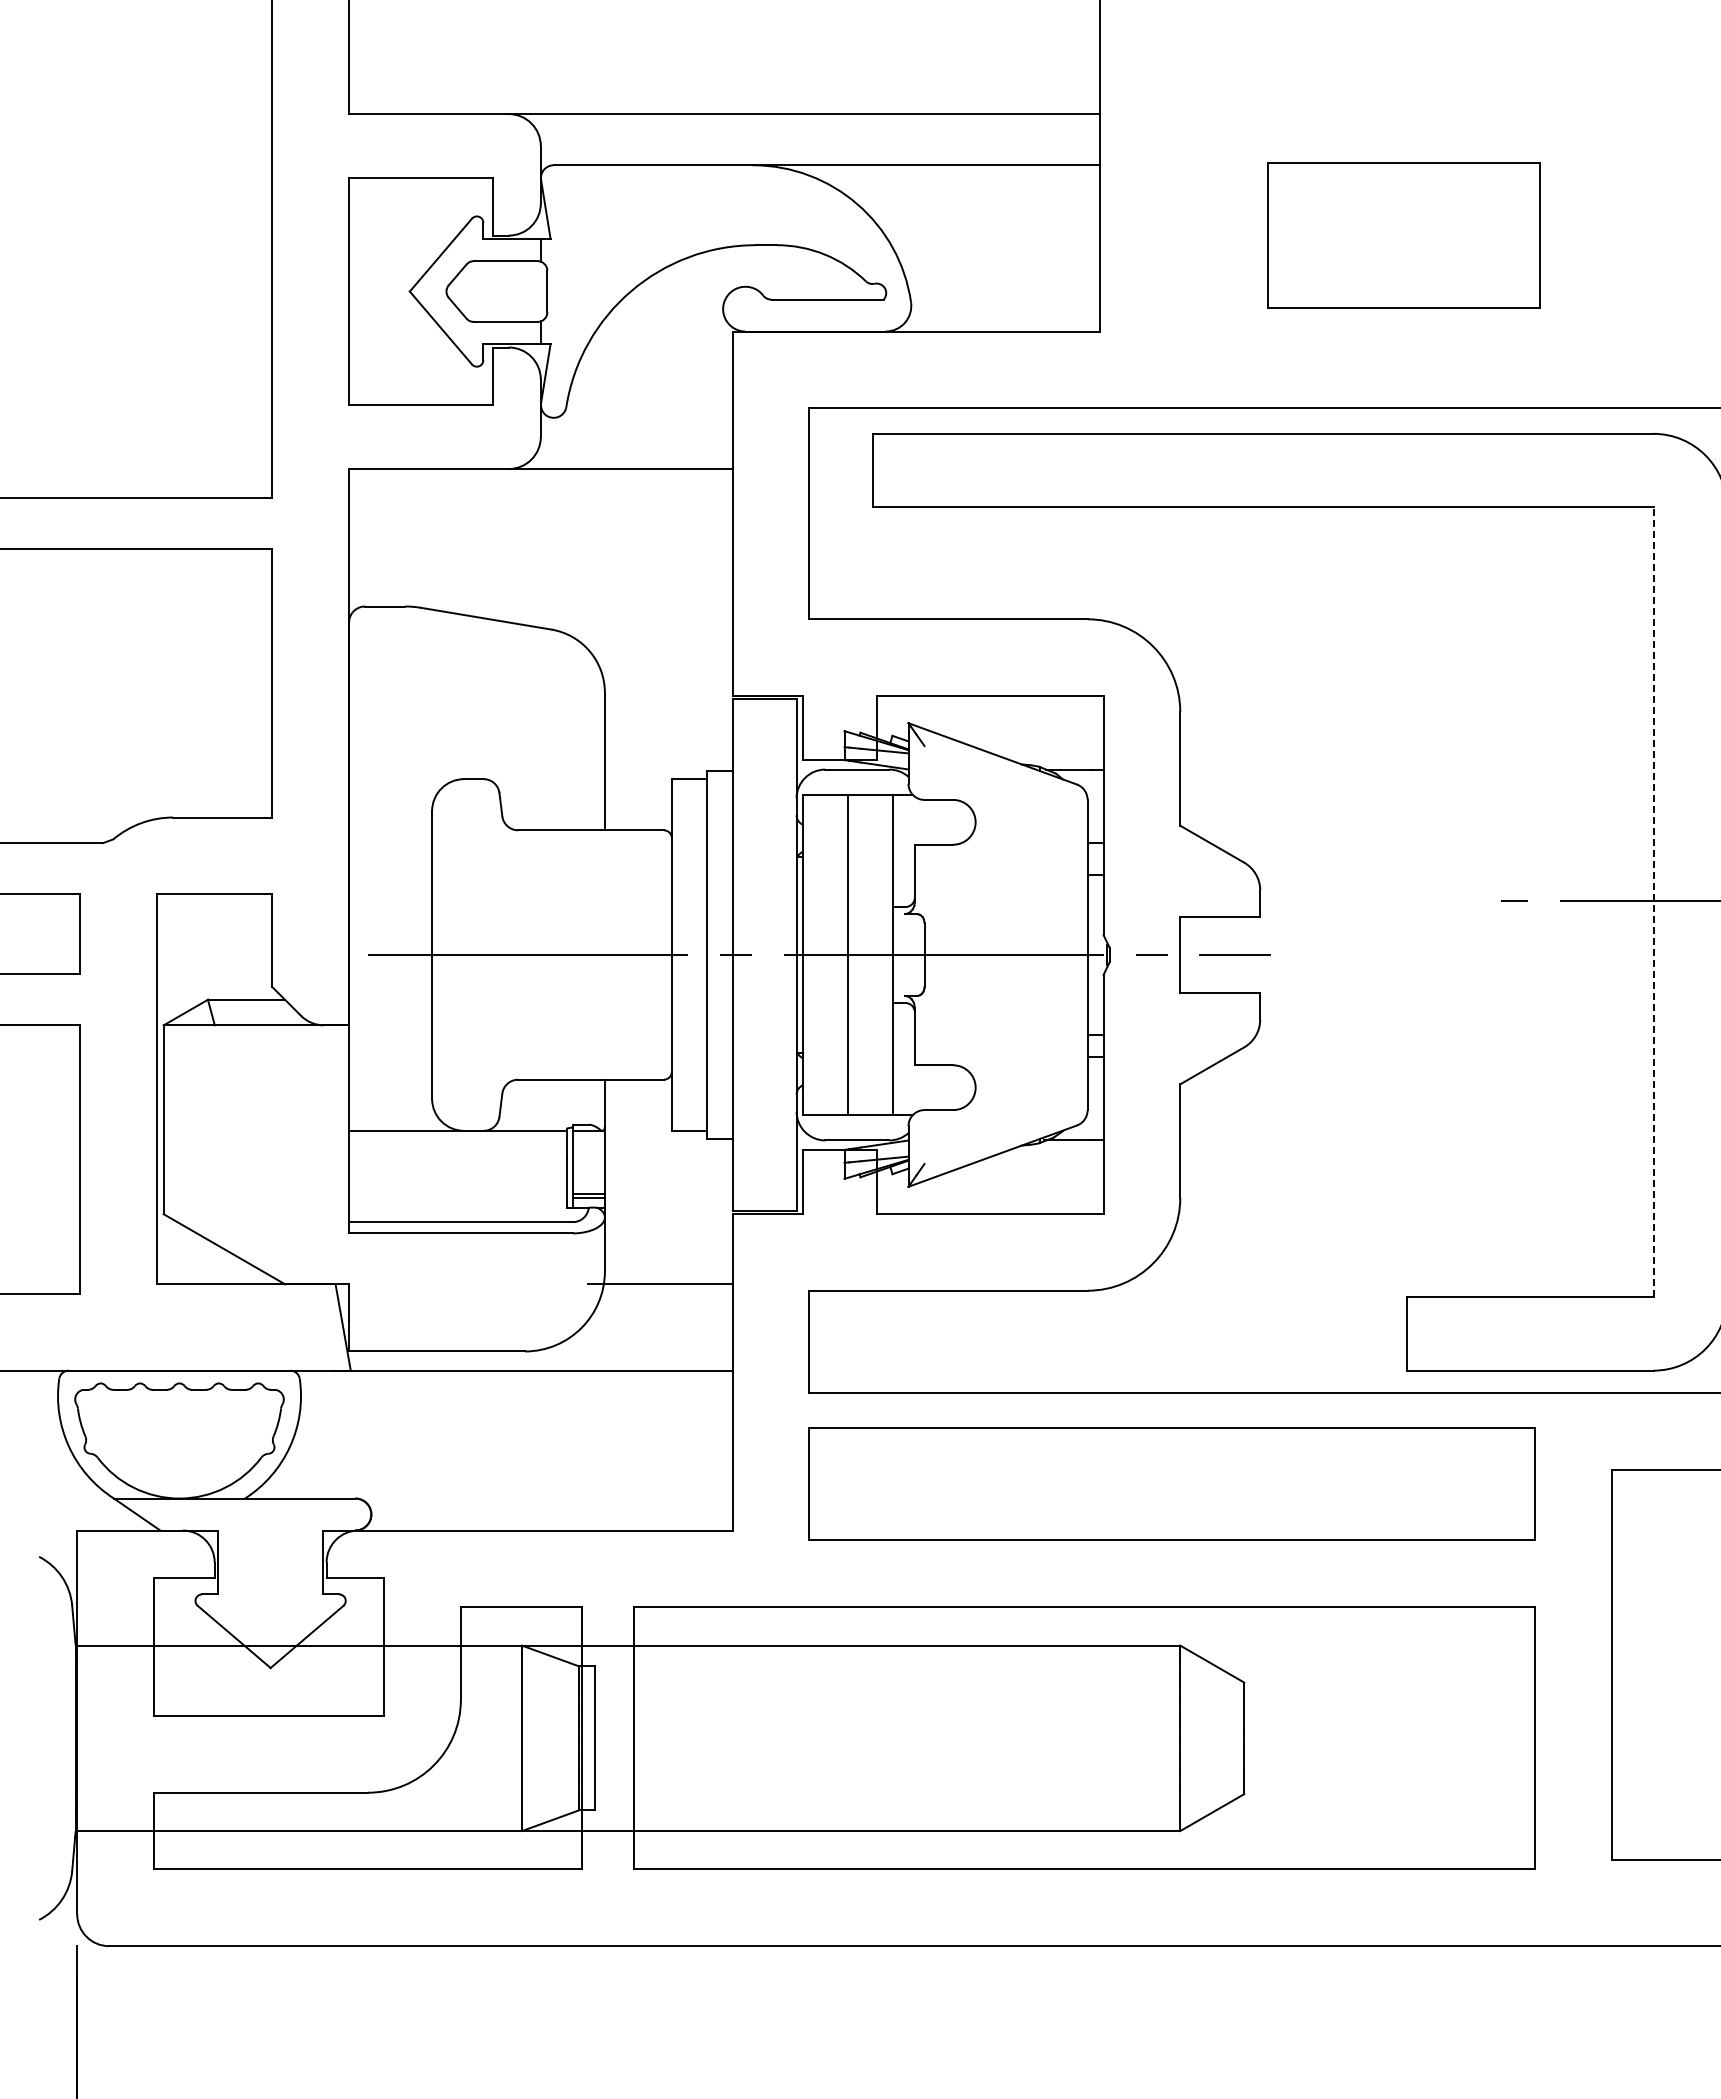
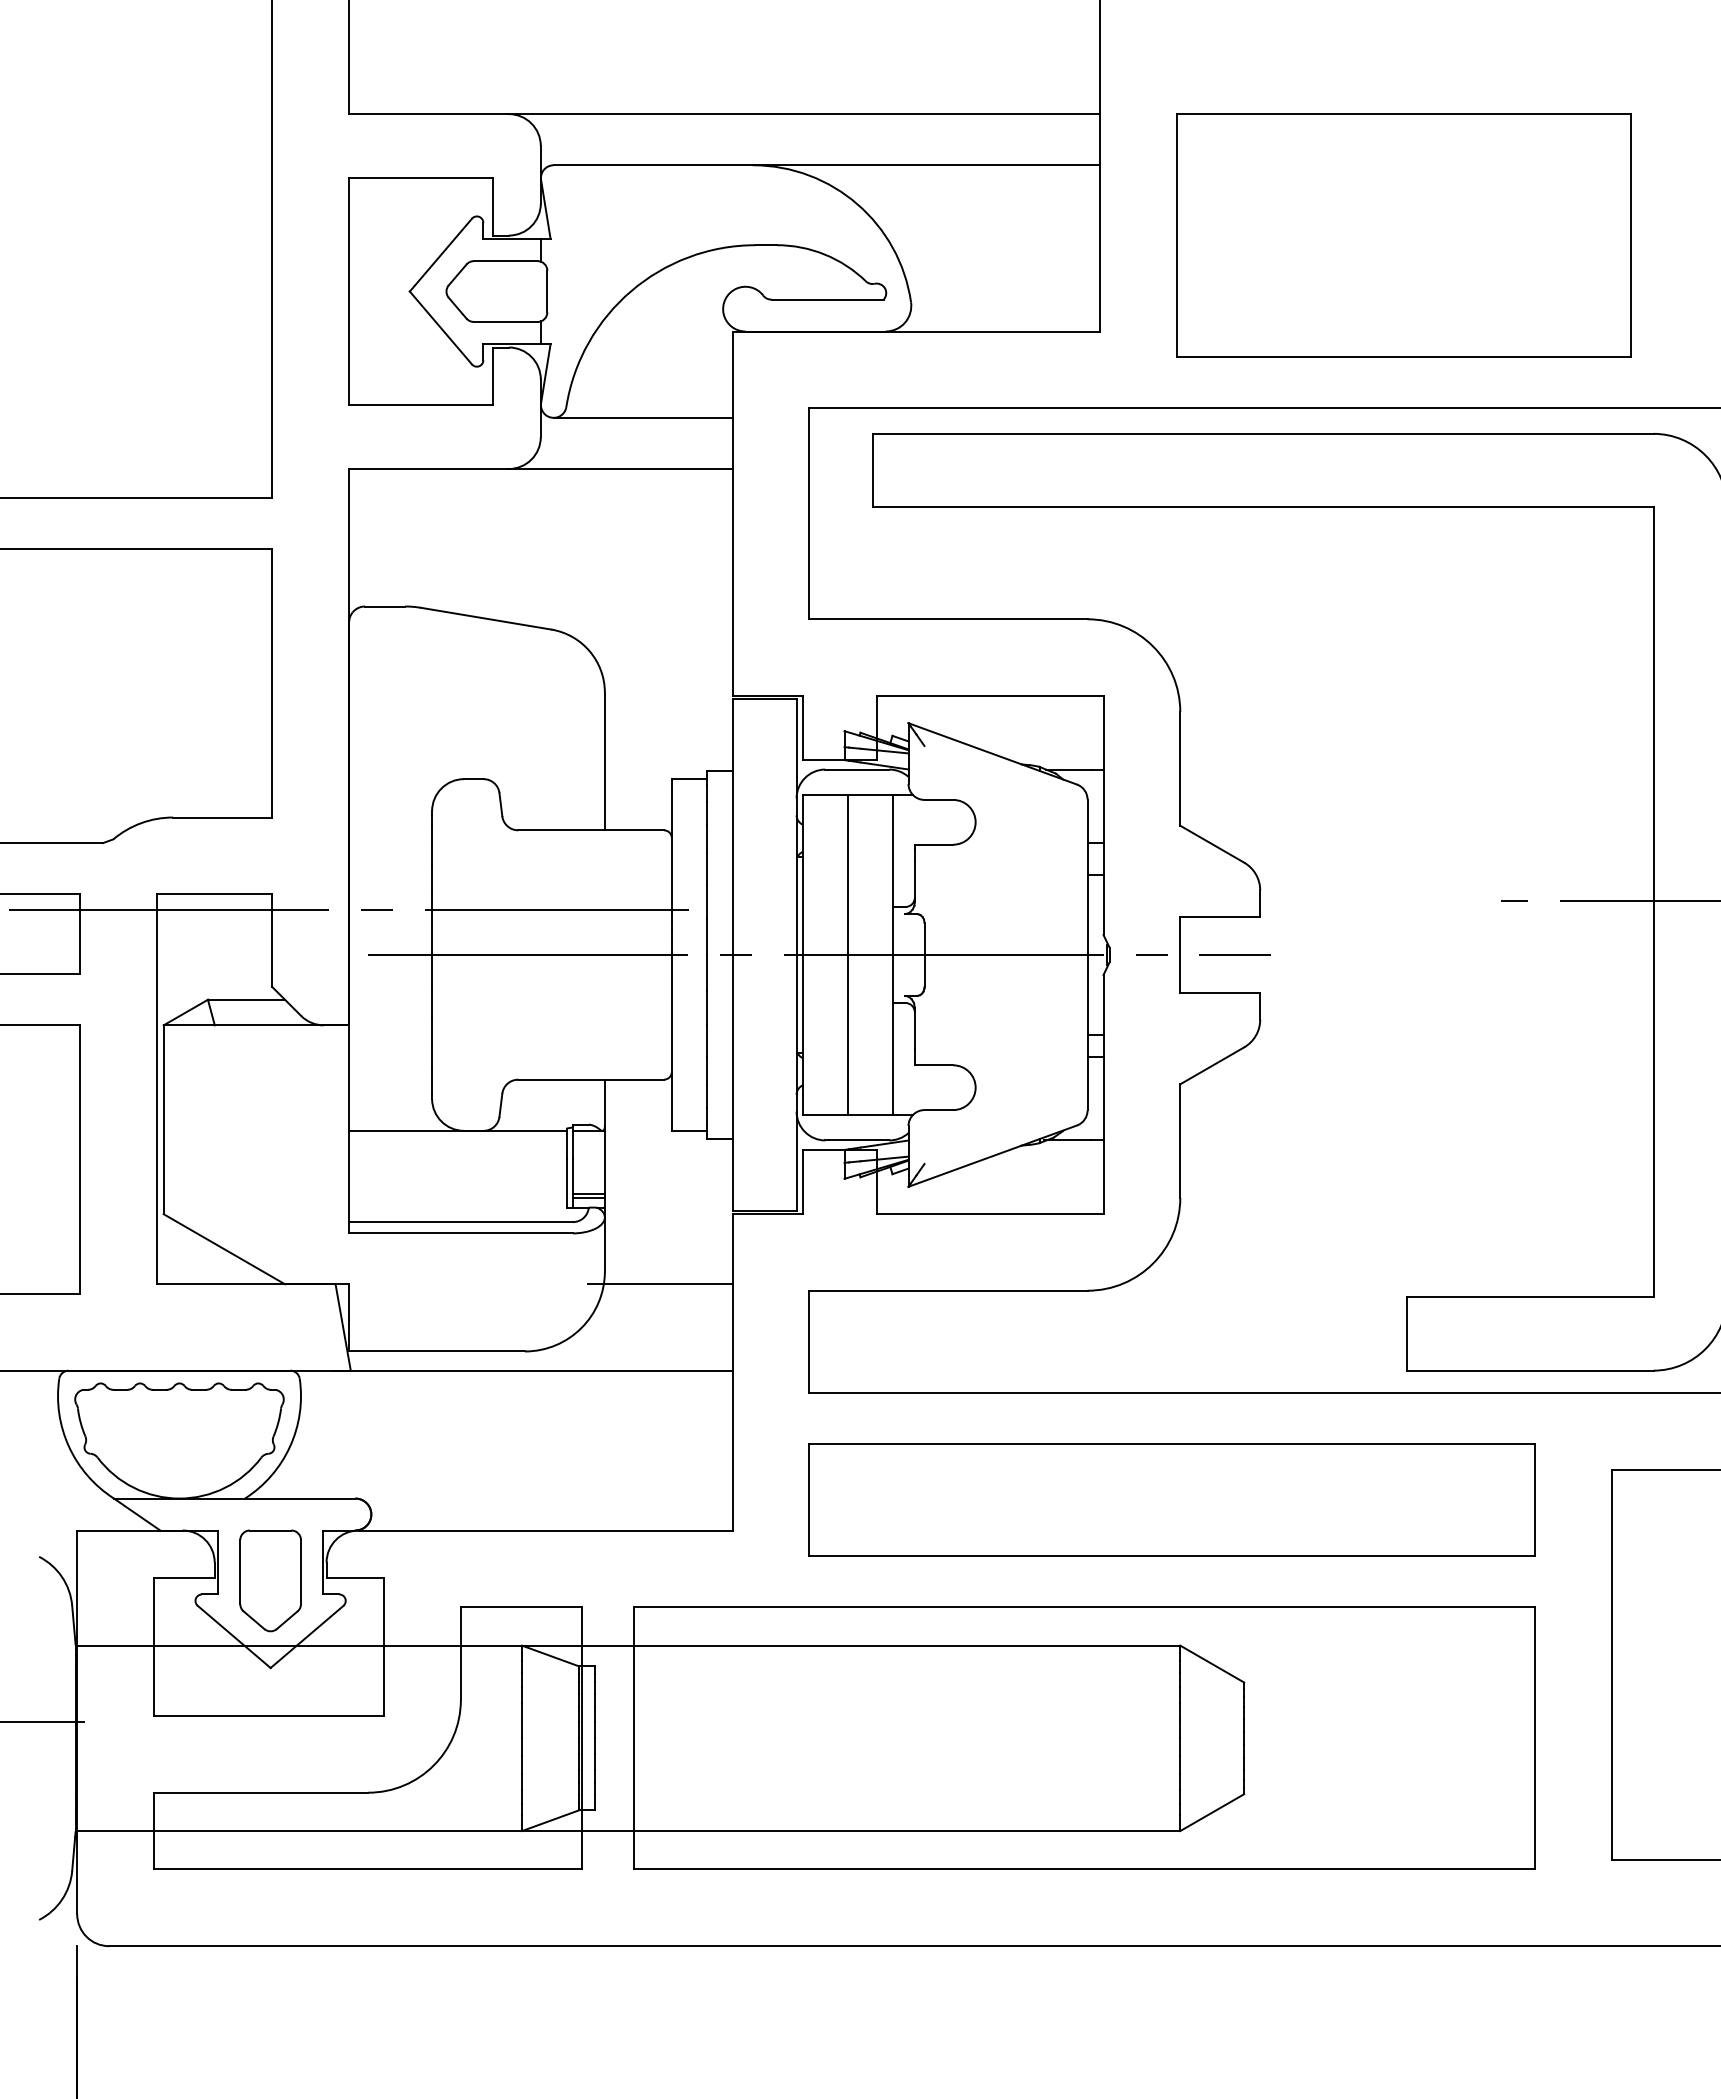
part size: 274x147 px -> 456x245 px (1403, 235)
line: none -> present (642, 417)
line: dashed -> solid (1653, 902)
line: none -> present (348, 910)
part position: (1171, 1483) -> (1171, 1499) (1171, 1499)
part: none -> present (270, 1580)
line: none -> present (43, 1722)
